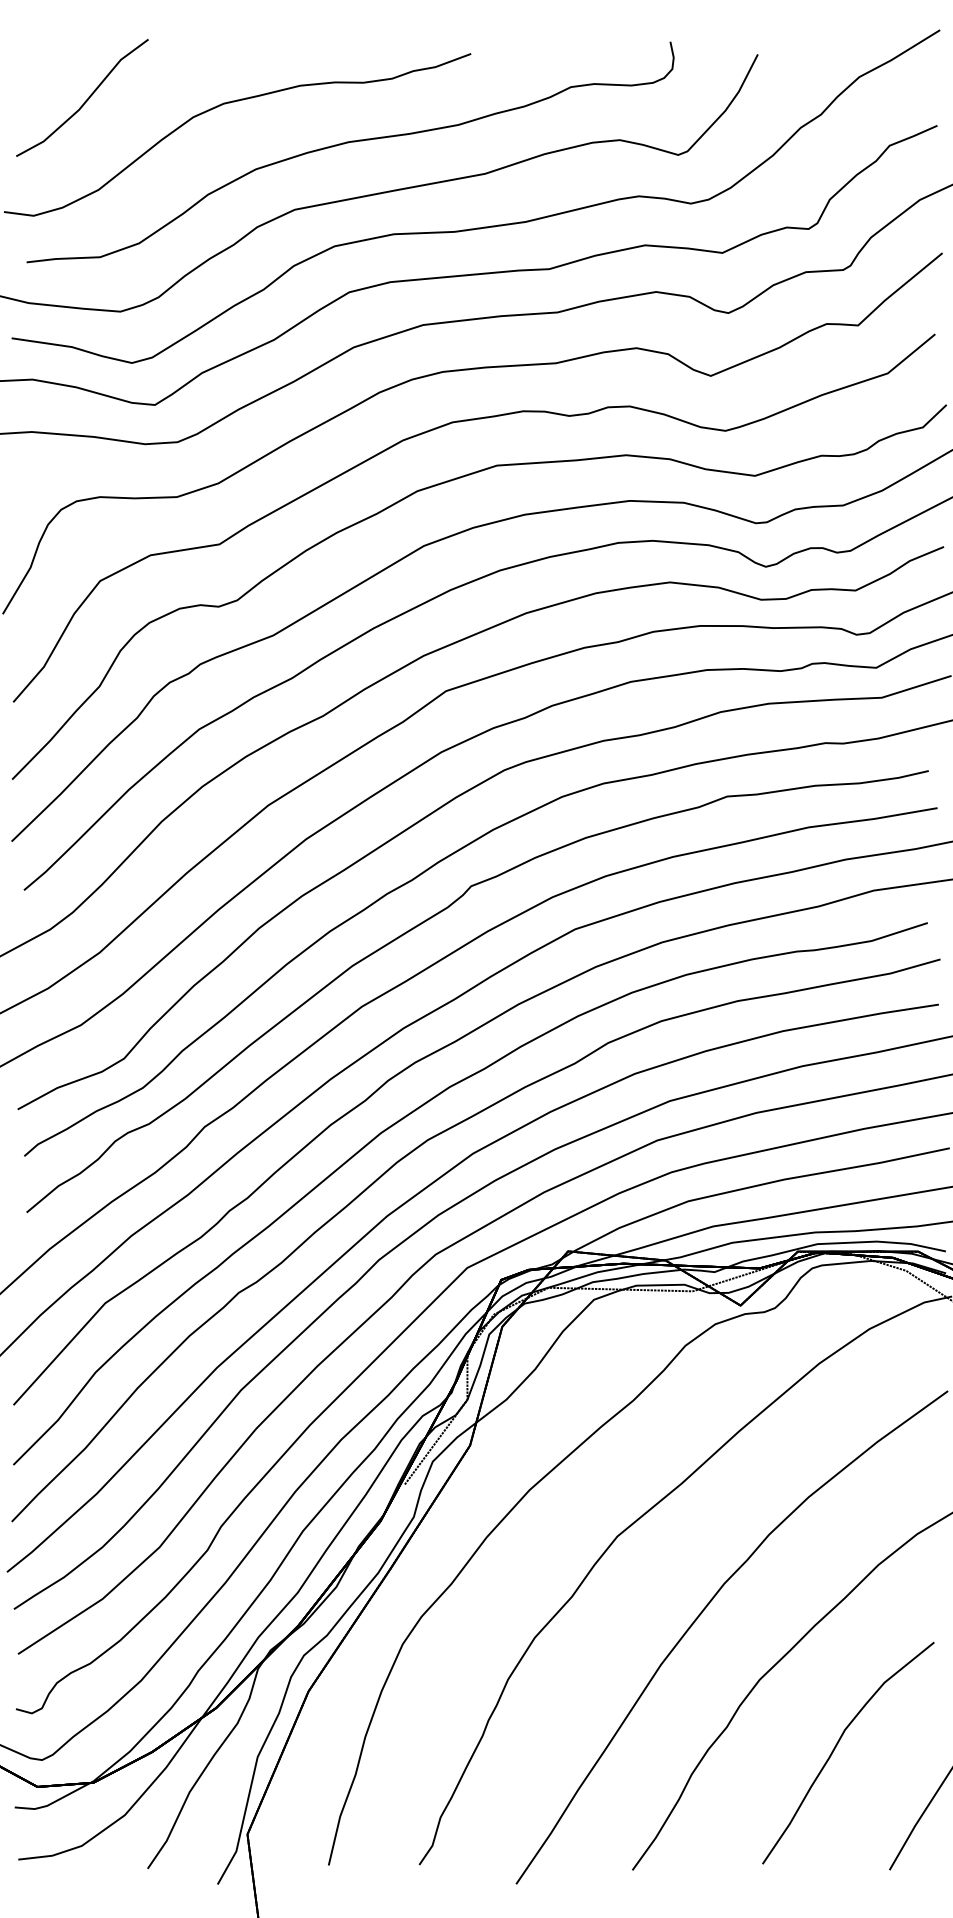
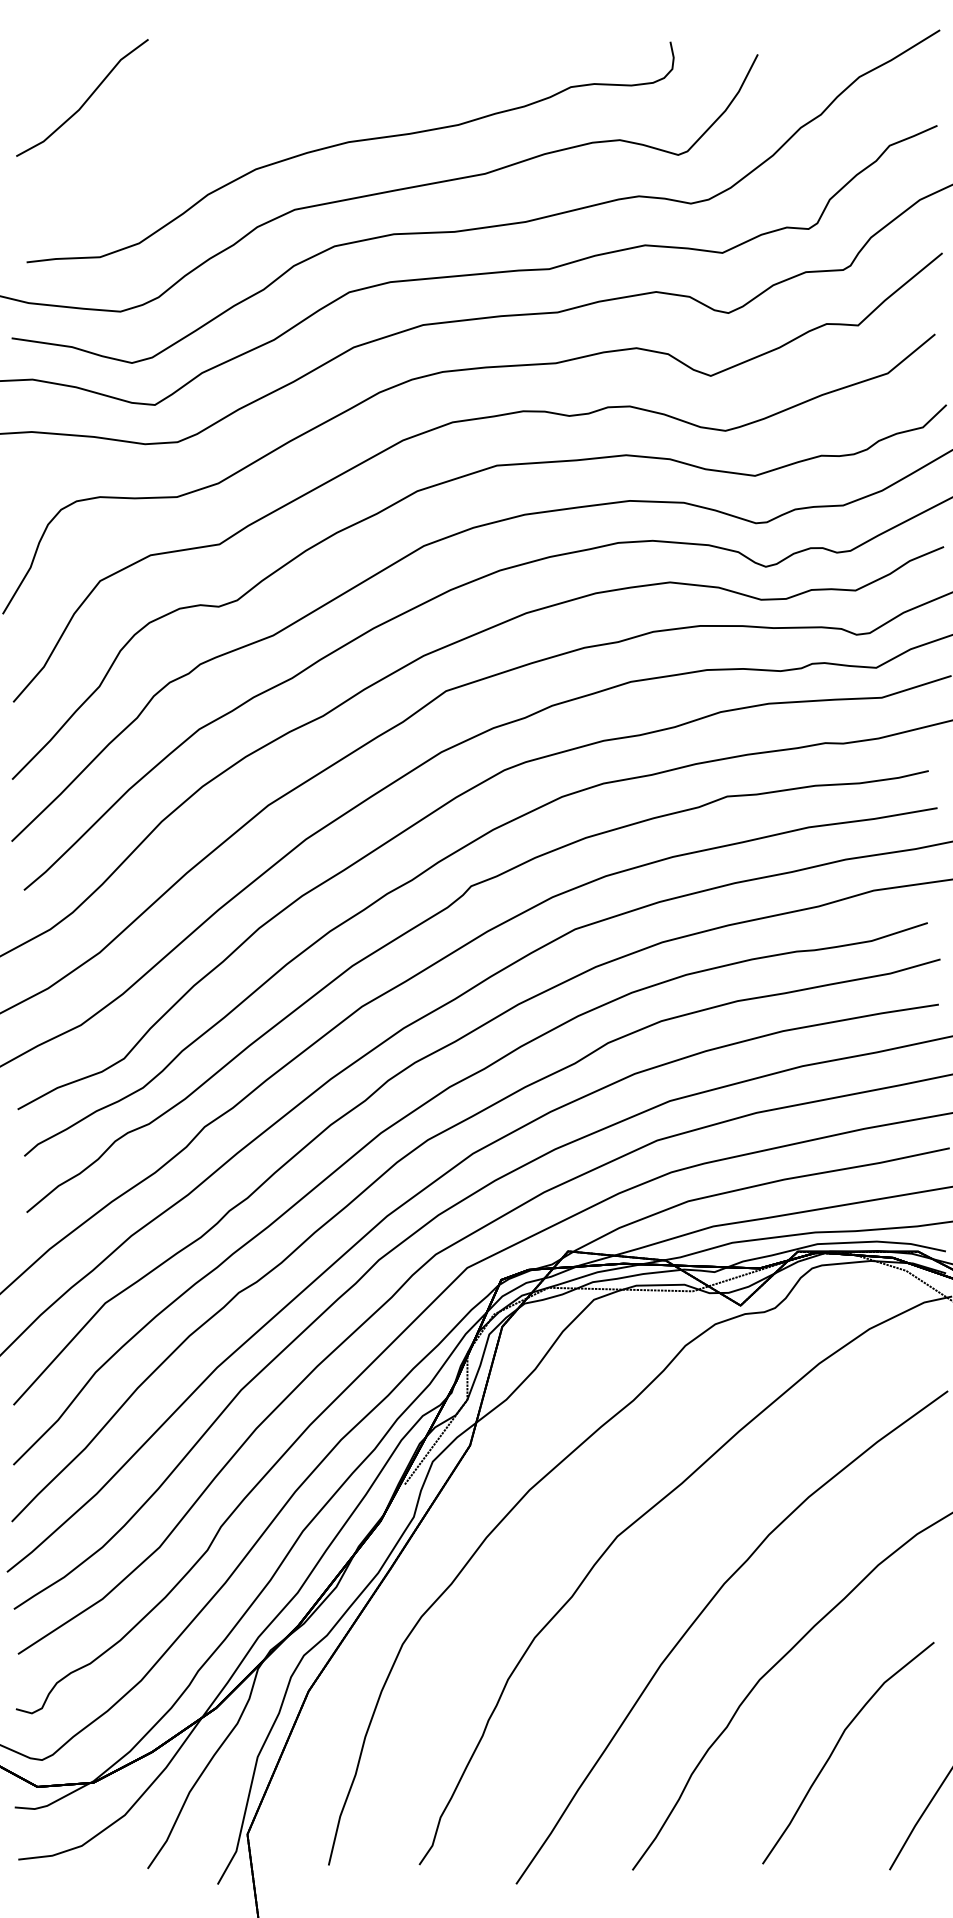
part: present -> none (230, 103)
